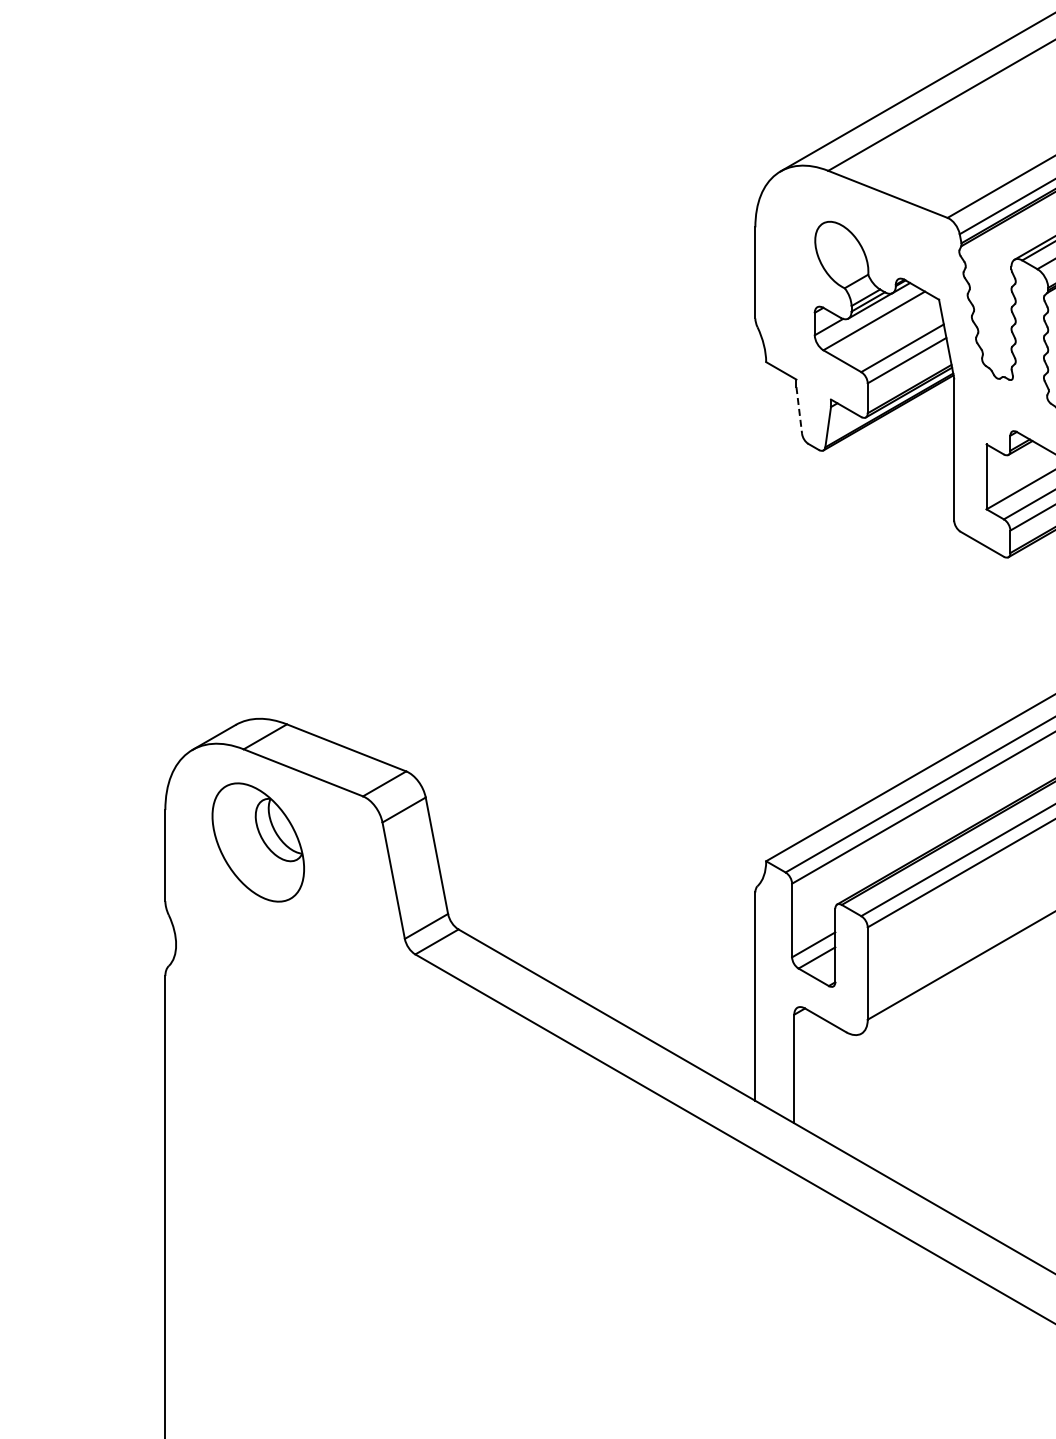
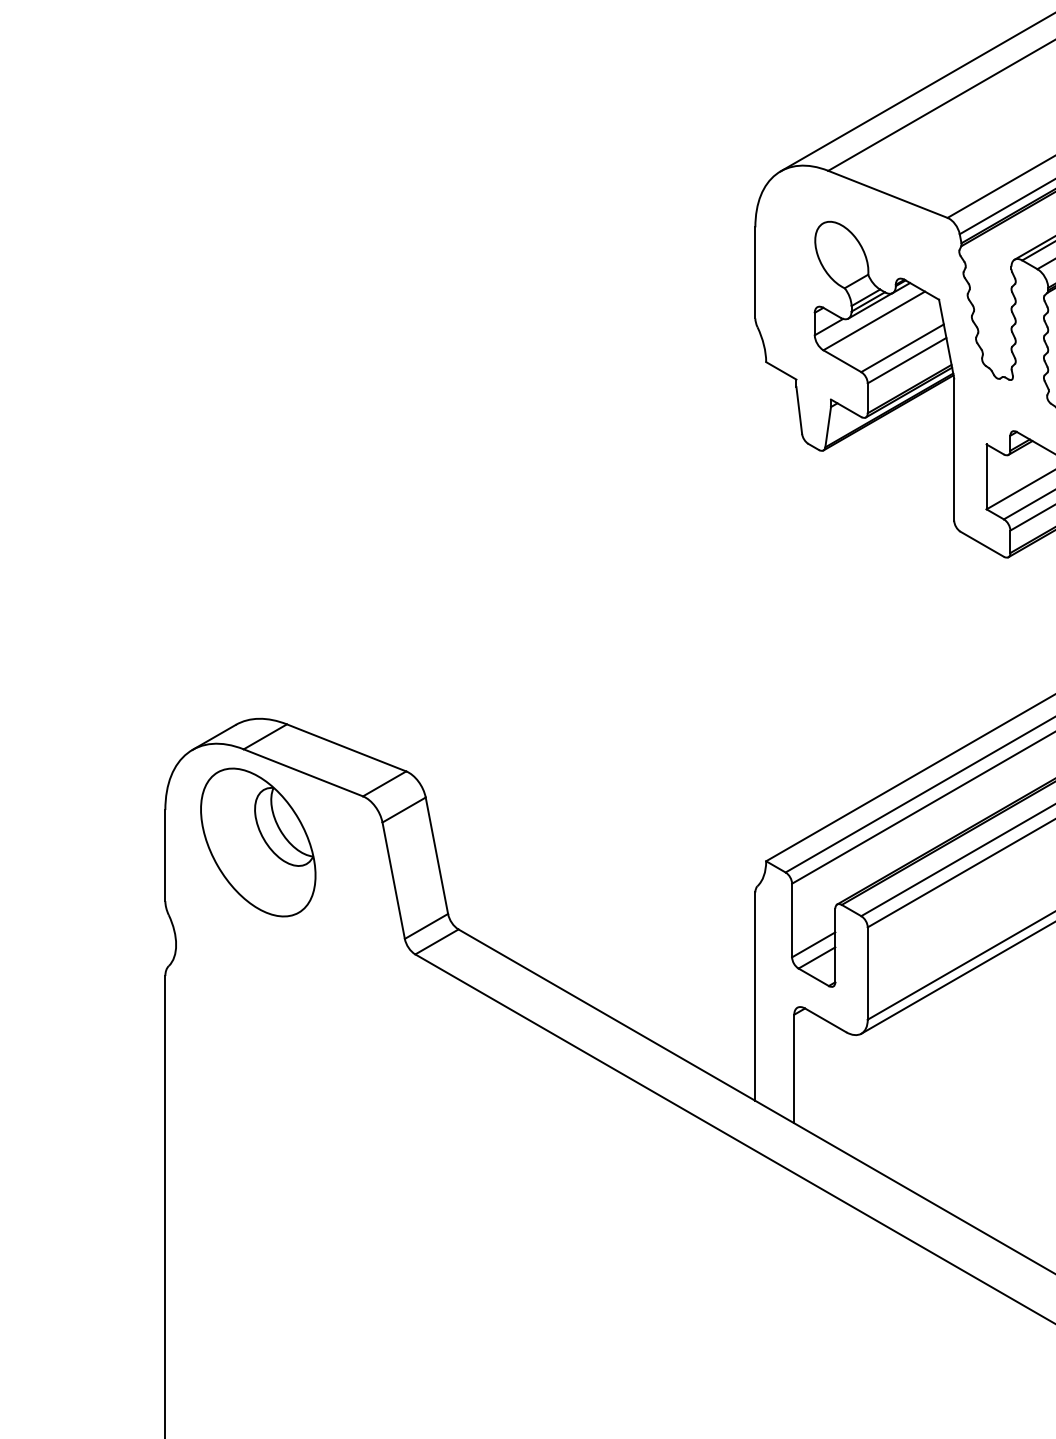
line: dashed -> solid (799, 410)
part size: 94x121 px -> 117x151 px (258, 842)
line: none -> present (956, 978)
